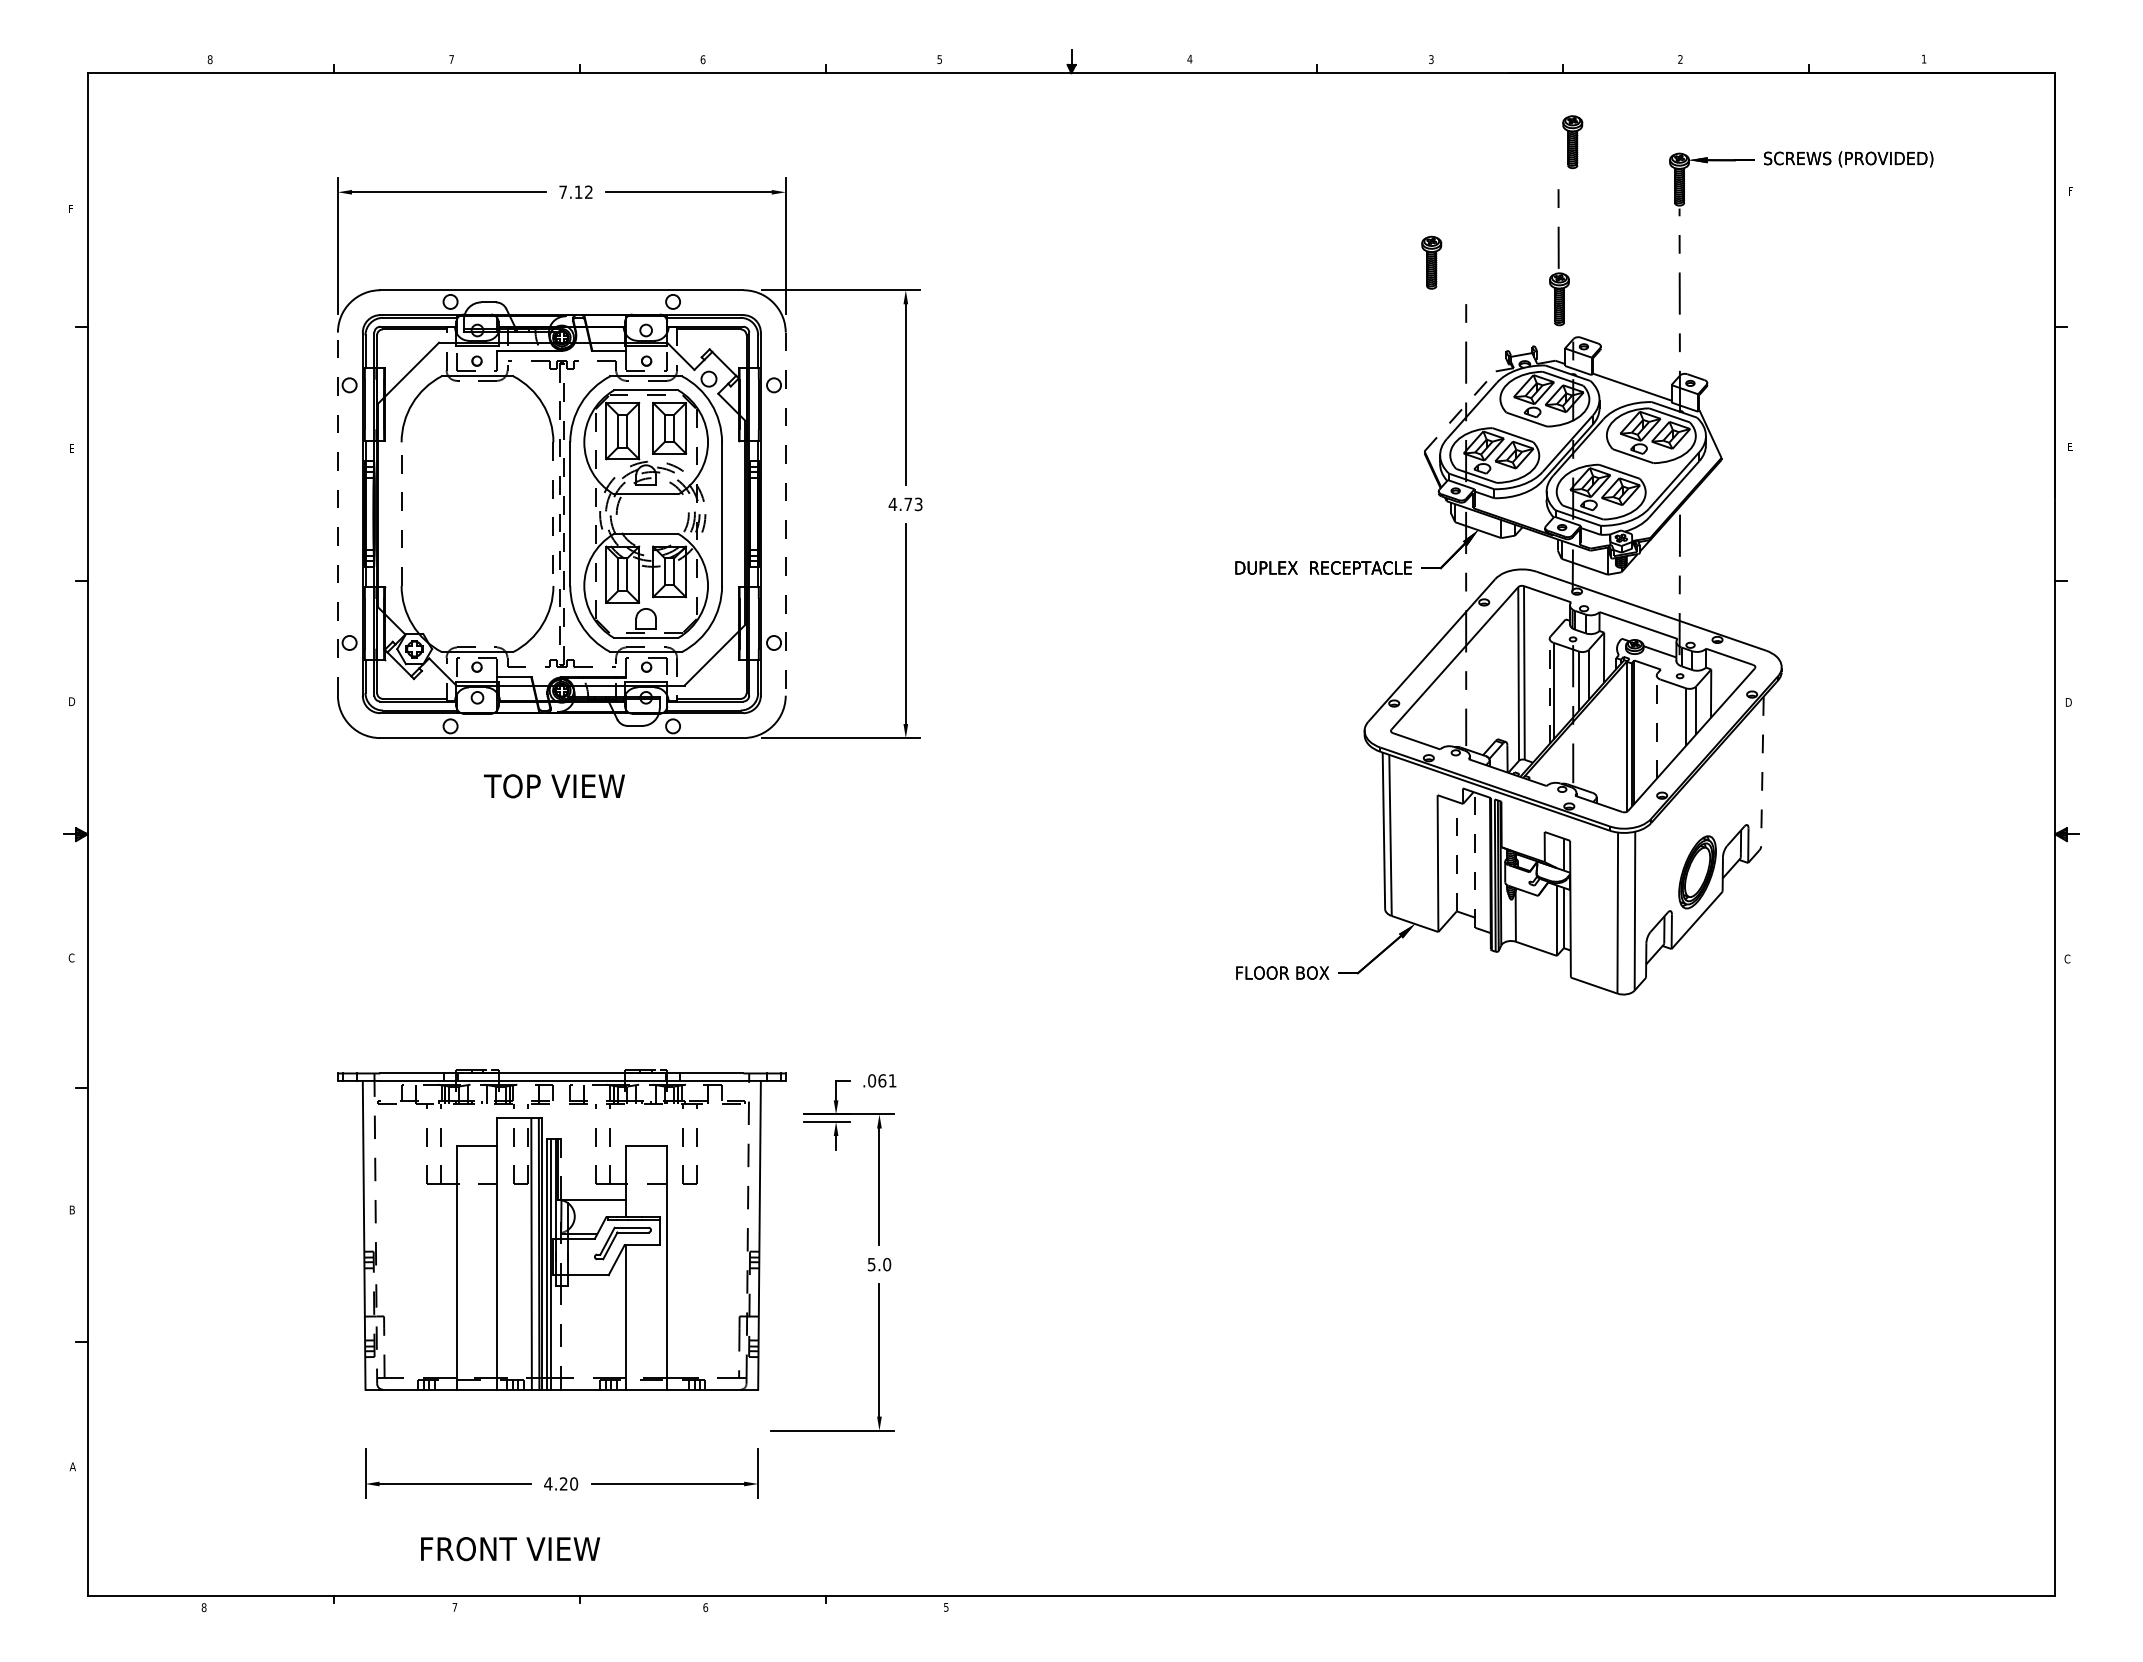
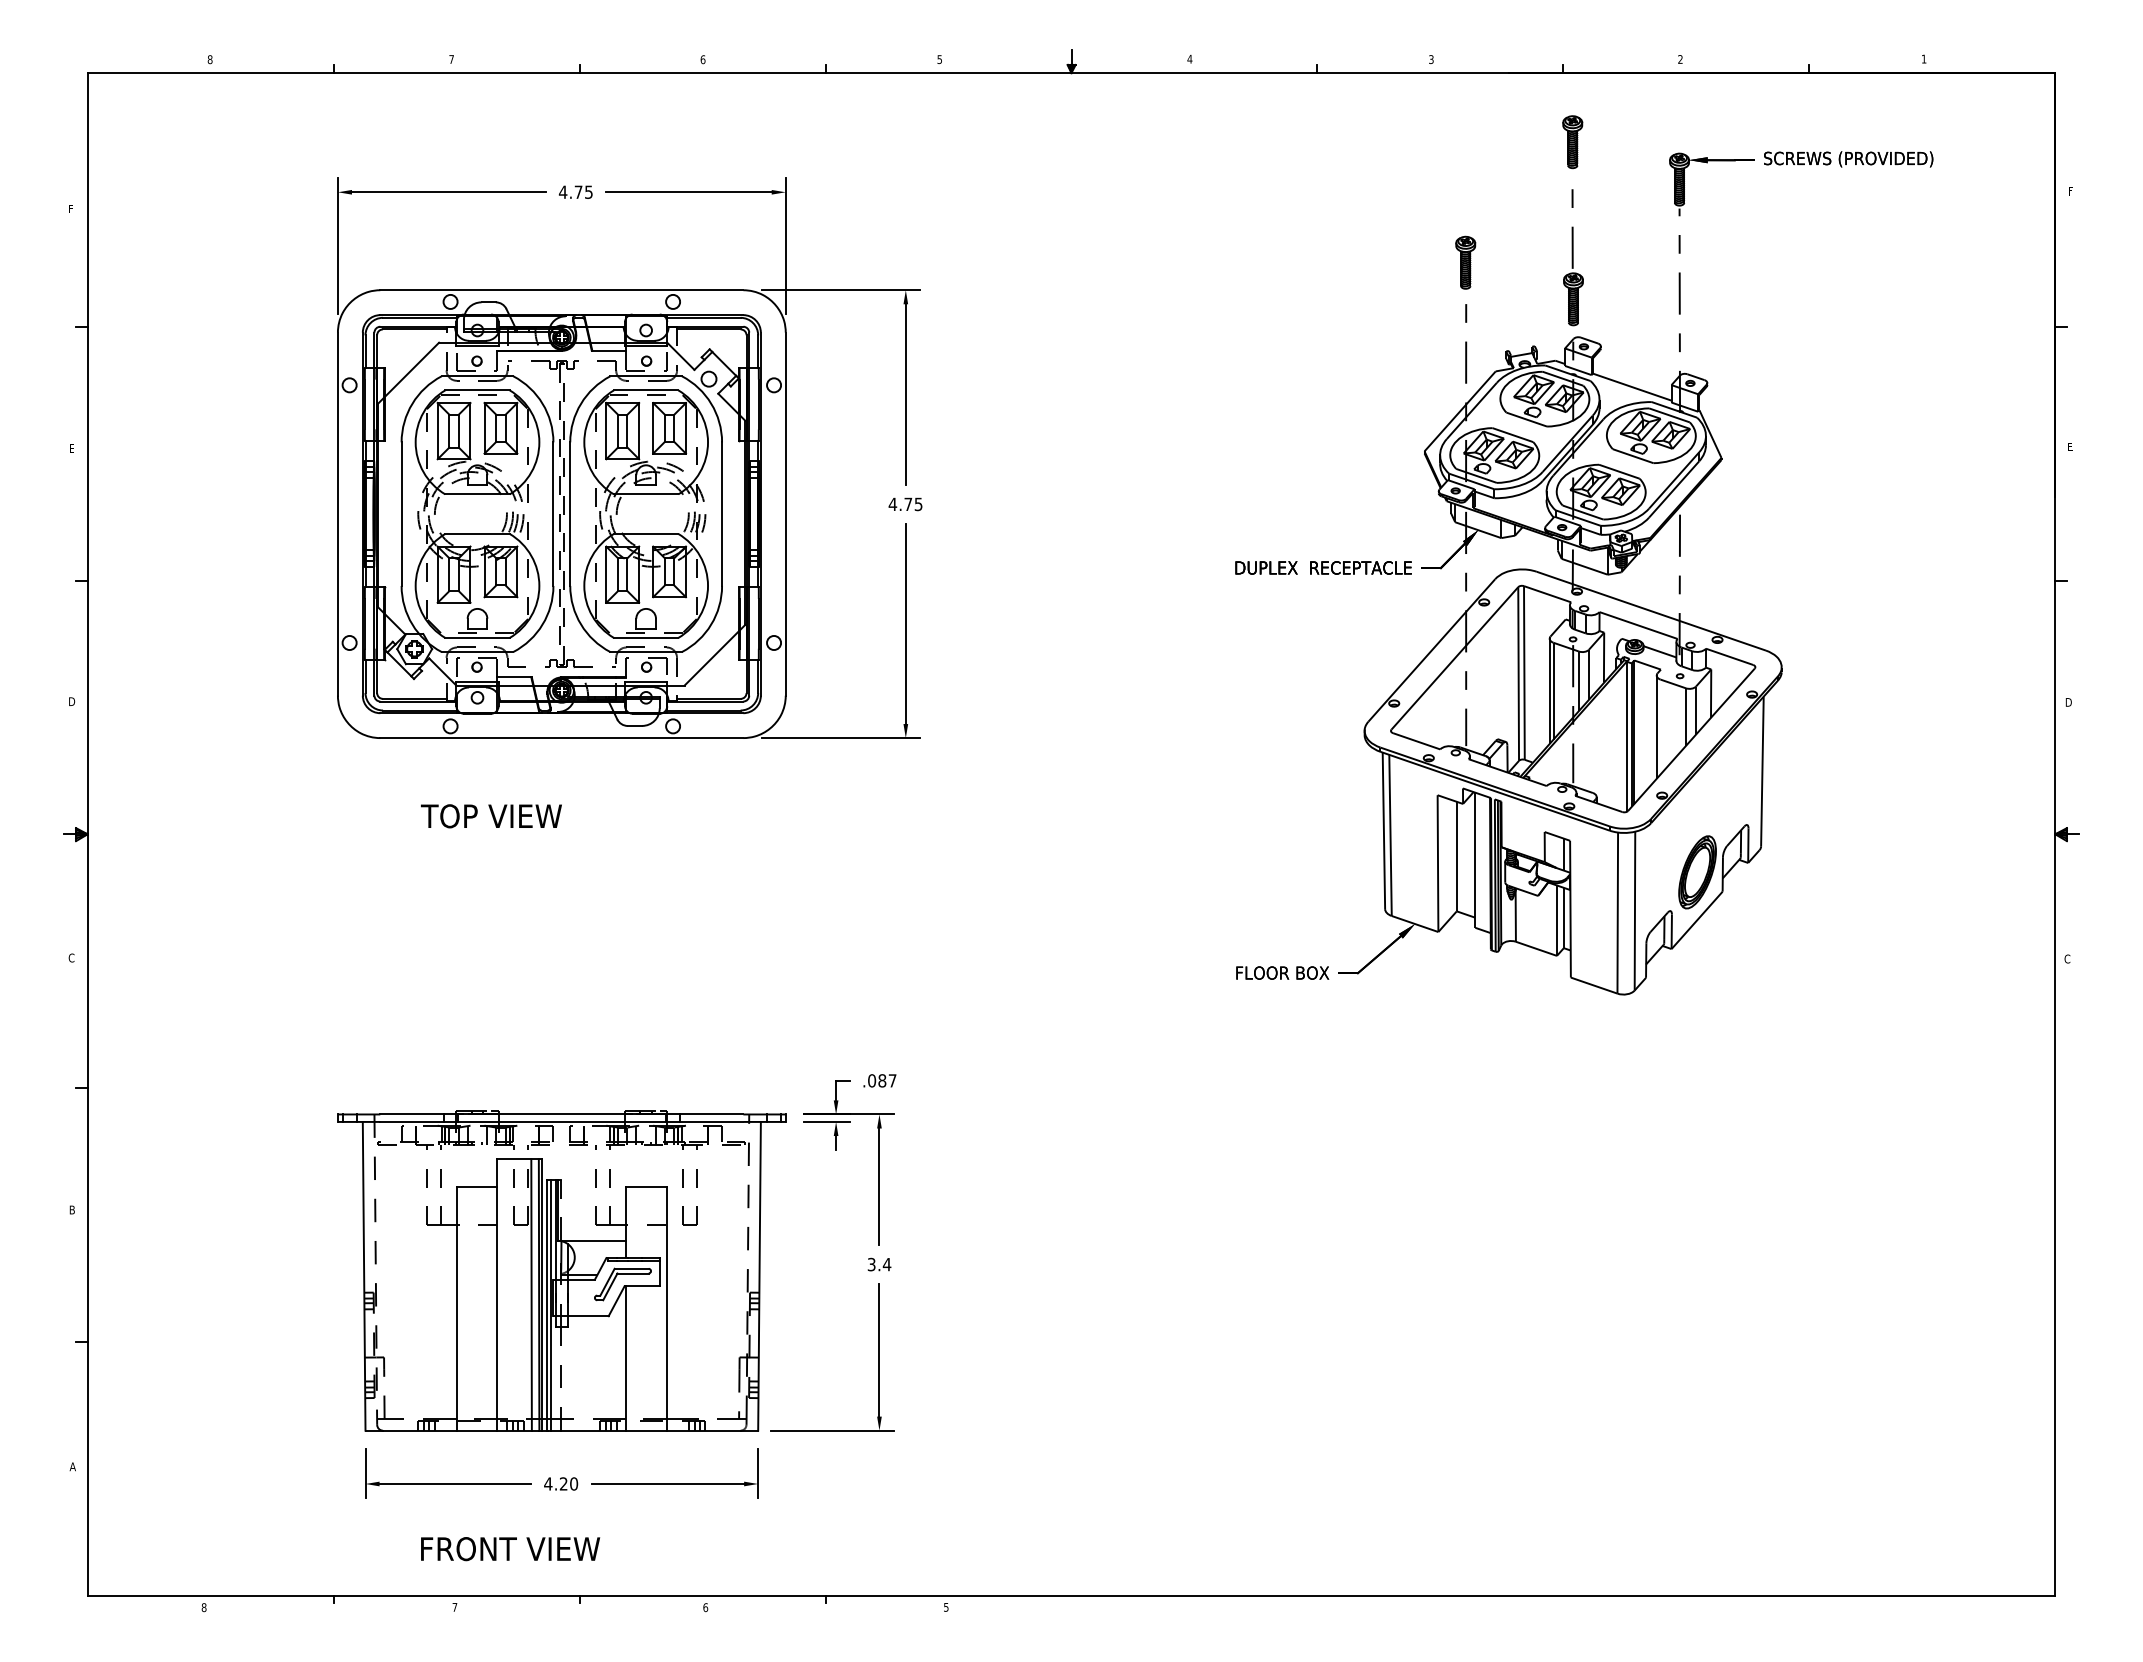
text: 7.12 -> 4.75 (575, 191)
part position: (1559, 257) -> (1573, 257) (1573, 257)
part position: (1431, 262) -> (1465, 262) (1465, 262)
line: dashed -> solid (1460, 411)
part: none -> present (477, 494)
text: 4.73 -> 4.75 (918, 503)
line: dashed -> solid (337, 514)
line: dashed -> solid (401, 514)
line: dashed -> solid (553, 514)
line: dashed -> solid (785, 514)
line: dashed -> solid (1549, 691)
line: dashed -> solid (1656, 727)
line: dashed -> solid (1762, 771)
text position: (554, 786) -> (491, 816) (491, 816)
line: dashed -> solid (1456, 856)
line: dashed -> solid (1475, 860)
text: .061 -> .087 (887, 1080)
part position: (561, 1229) -> (561, 1270) (561, 1270)
text: 5.0 -> 3.4 (879, 1264)
